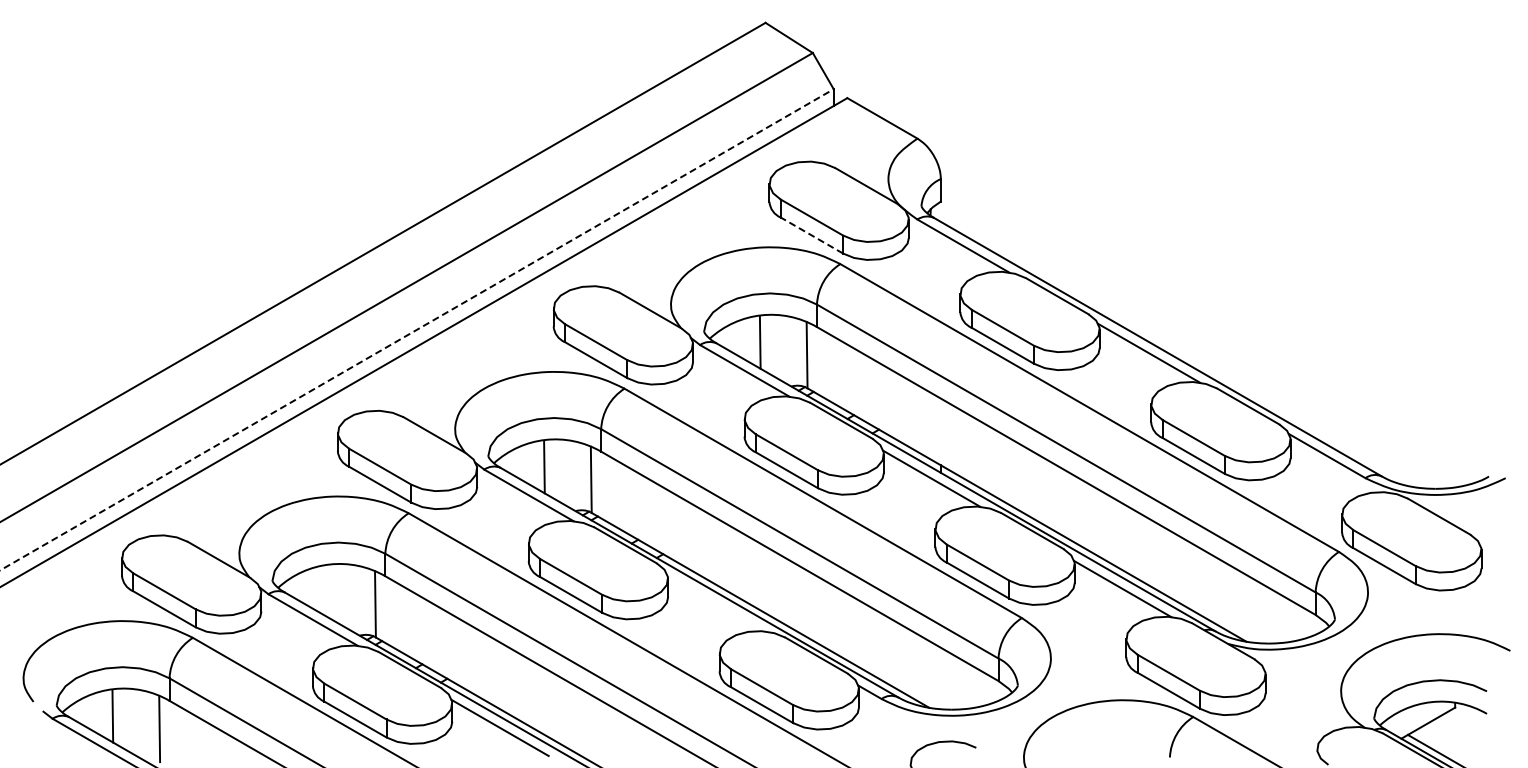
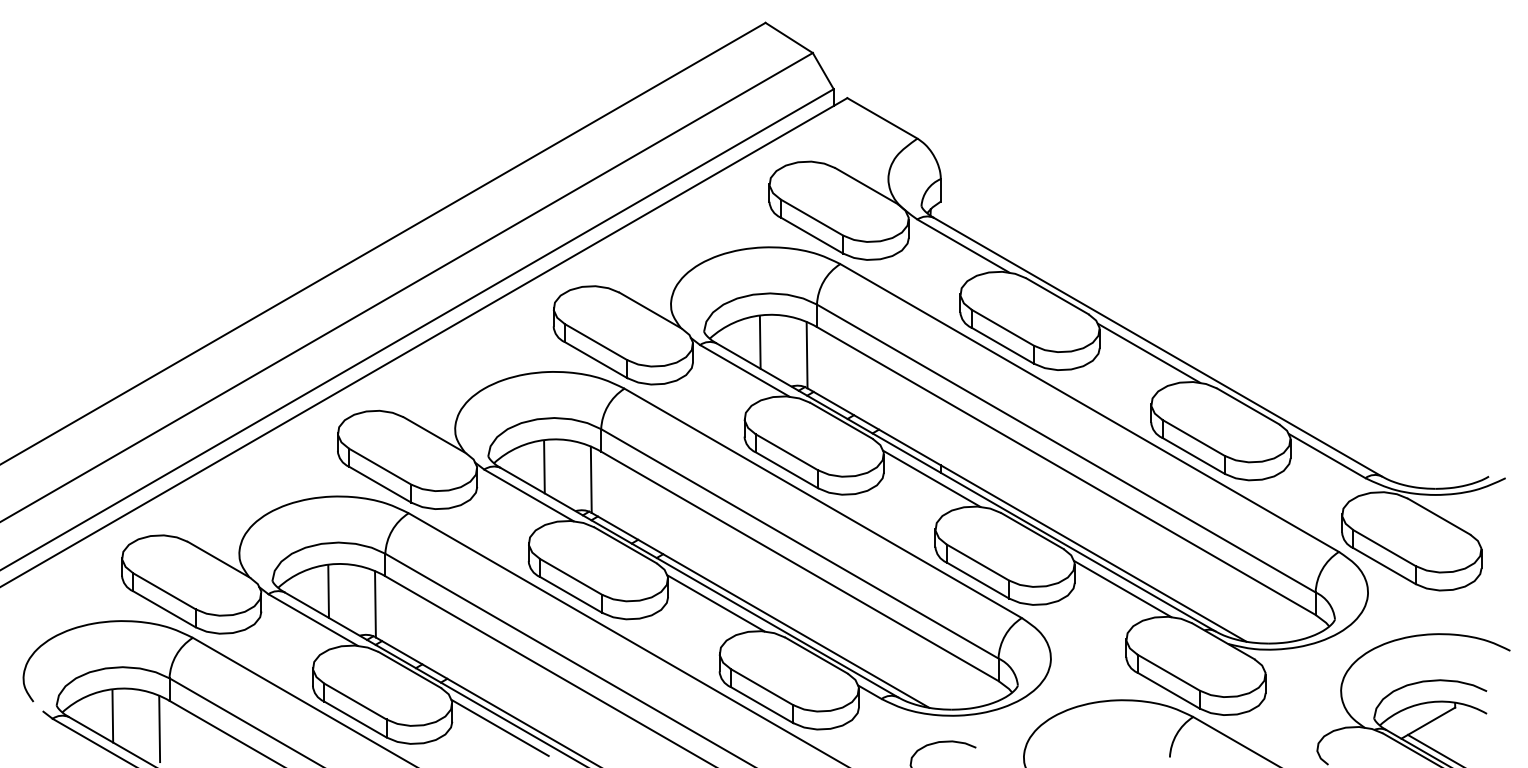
line: dashed -> solid (811, 235)
line: dashed -> solid (417, 329)
line: none -> present (328, 591)
line: none -> present (715, 603)
